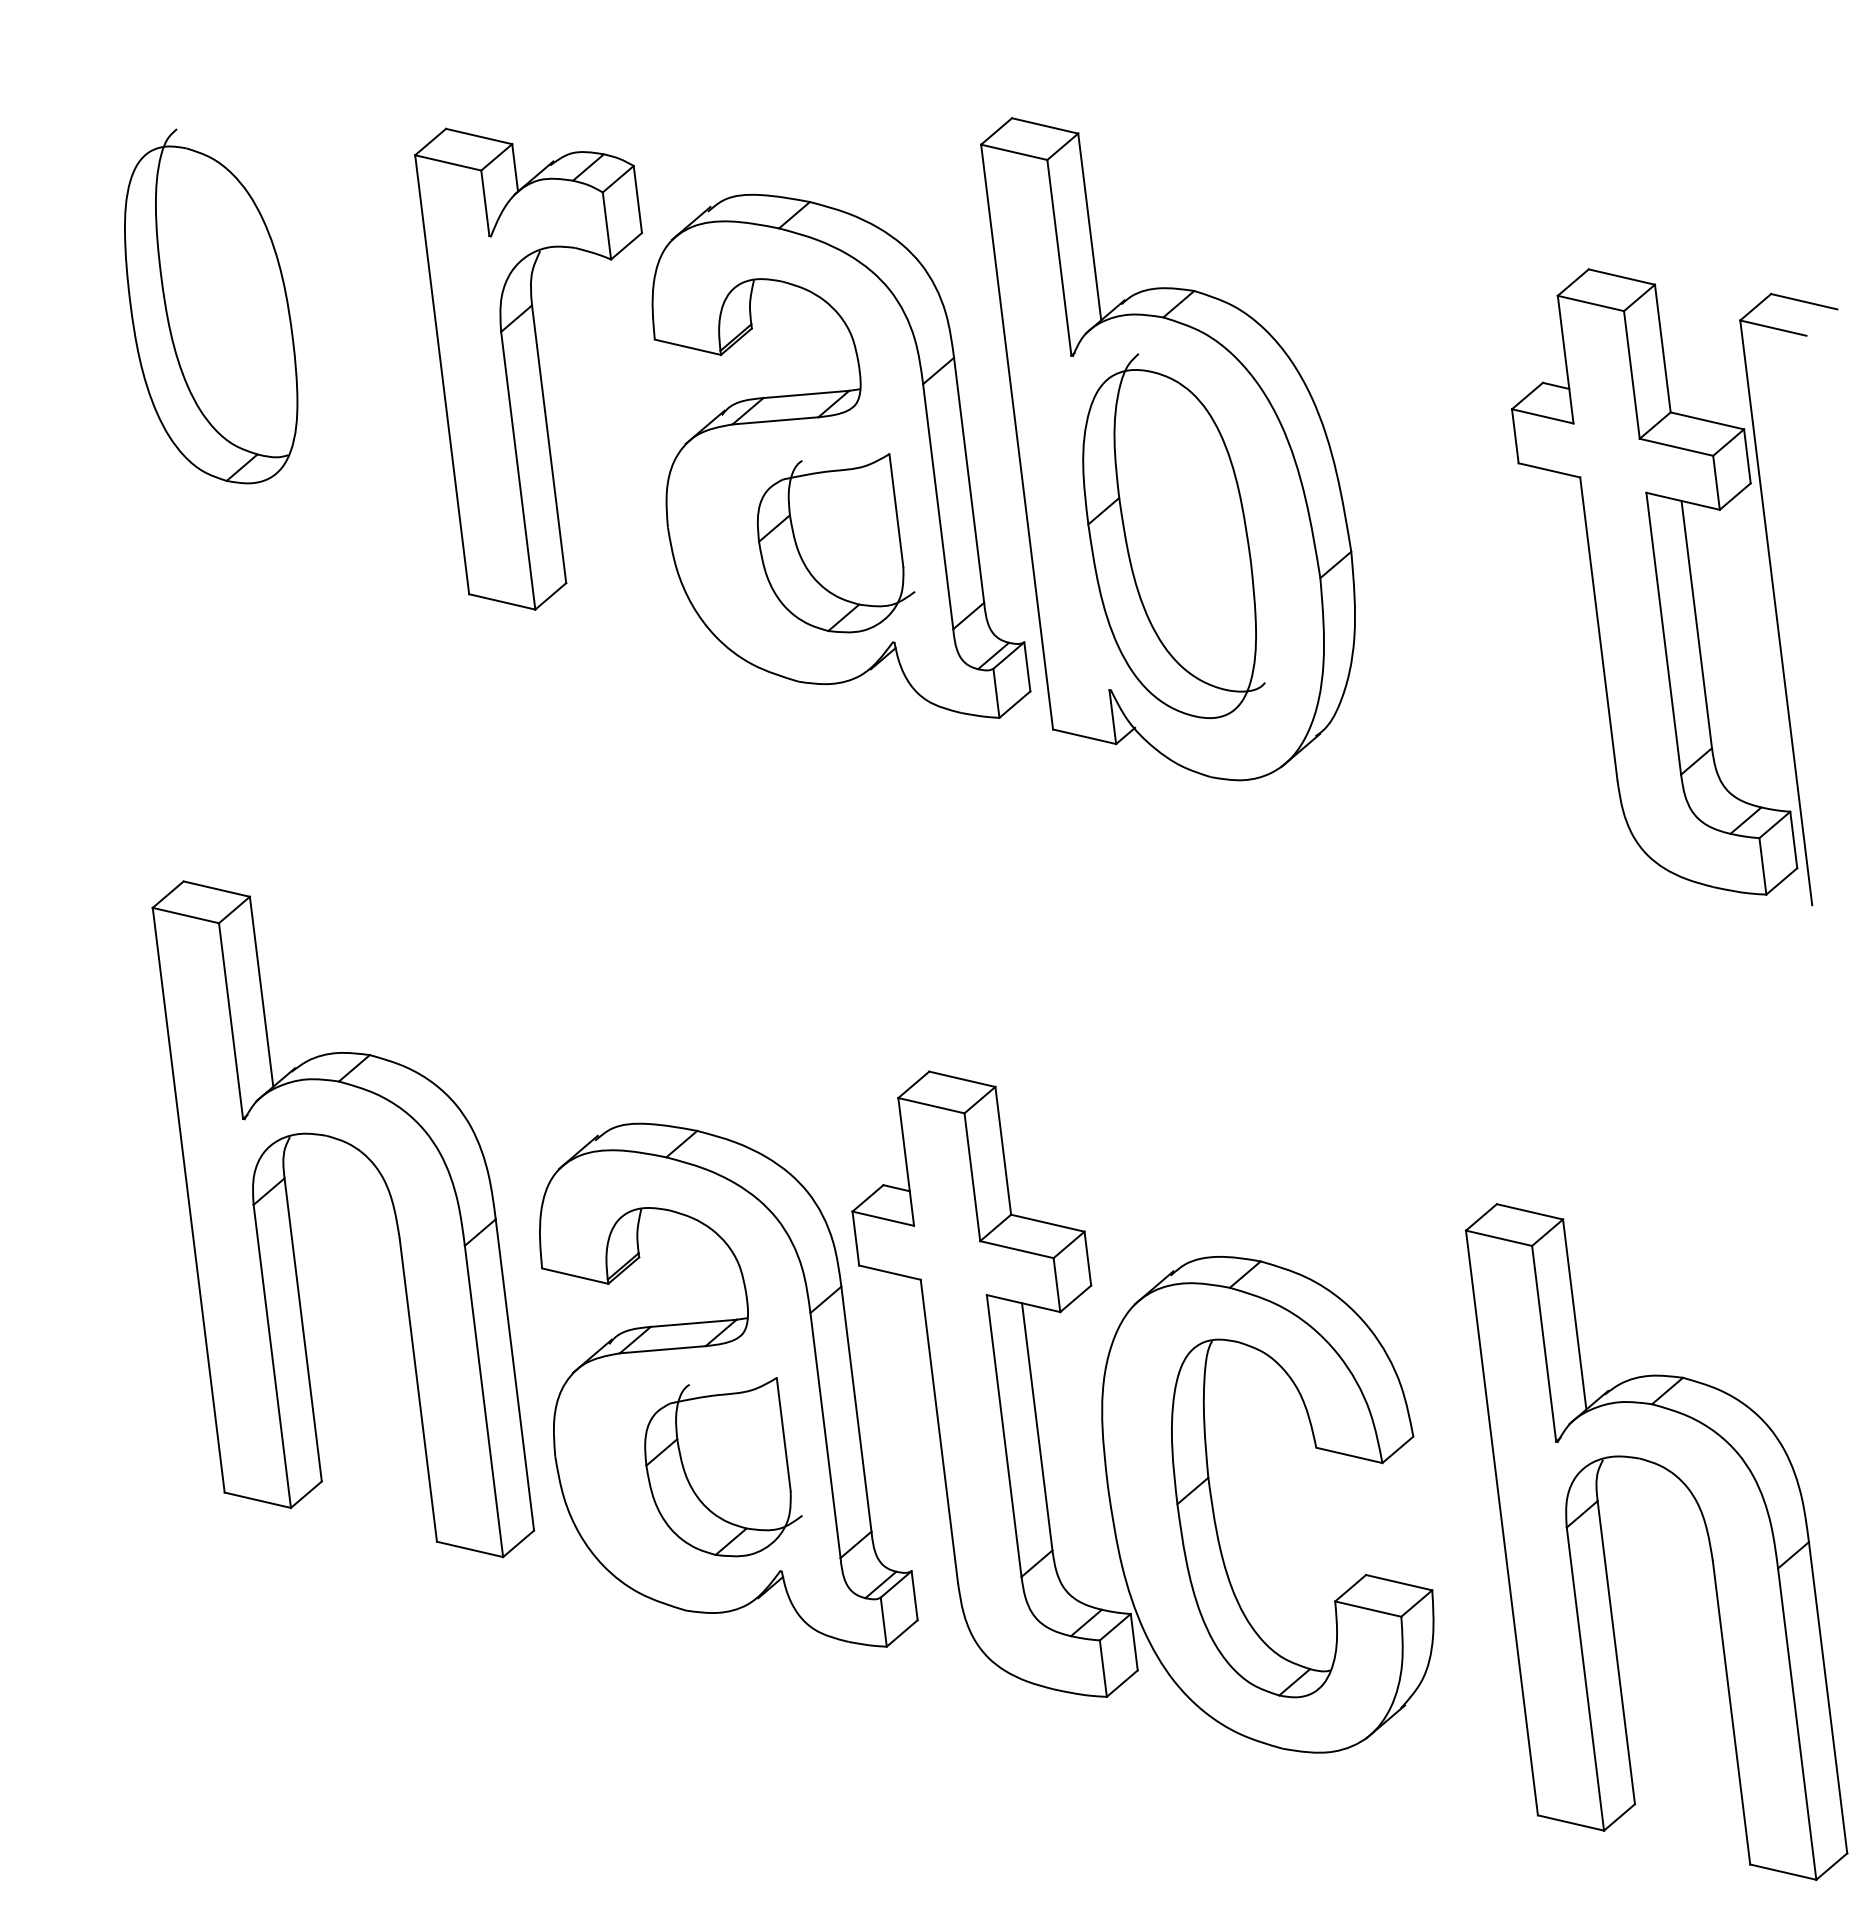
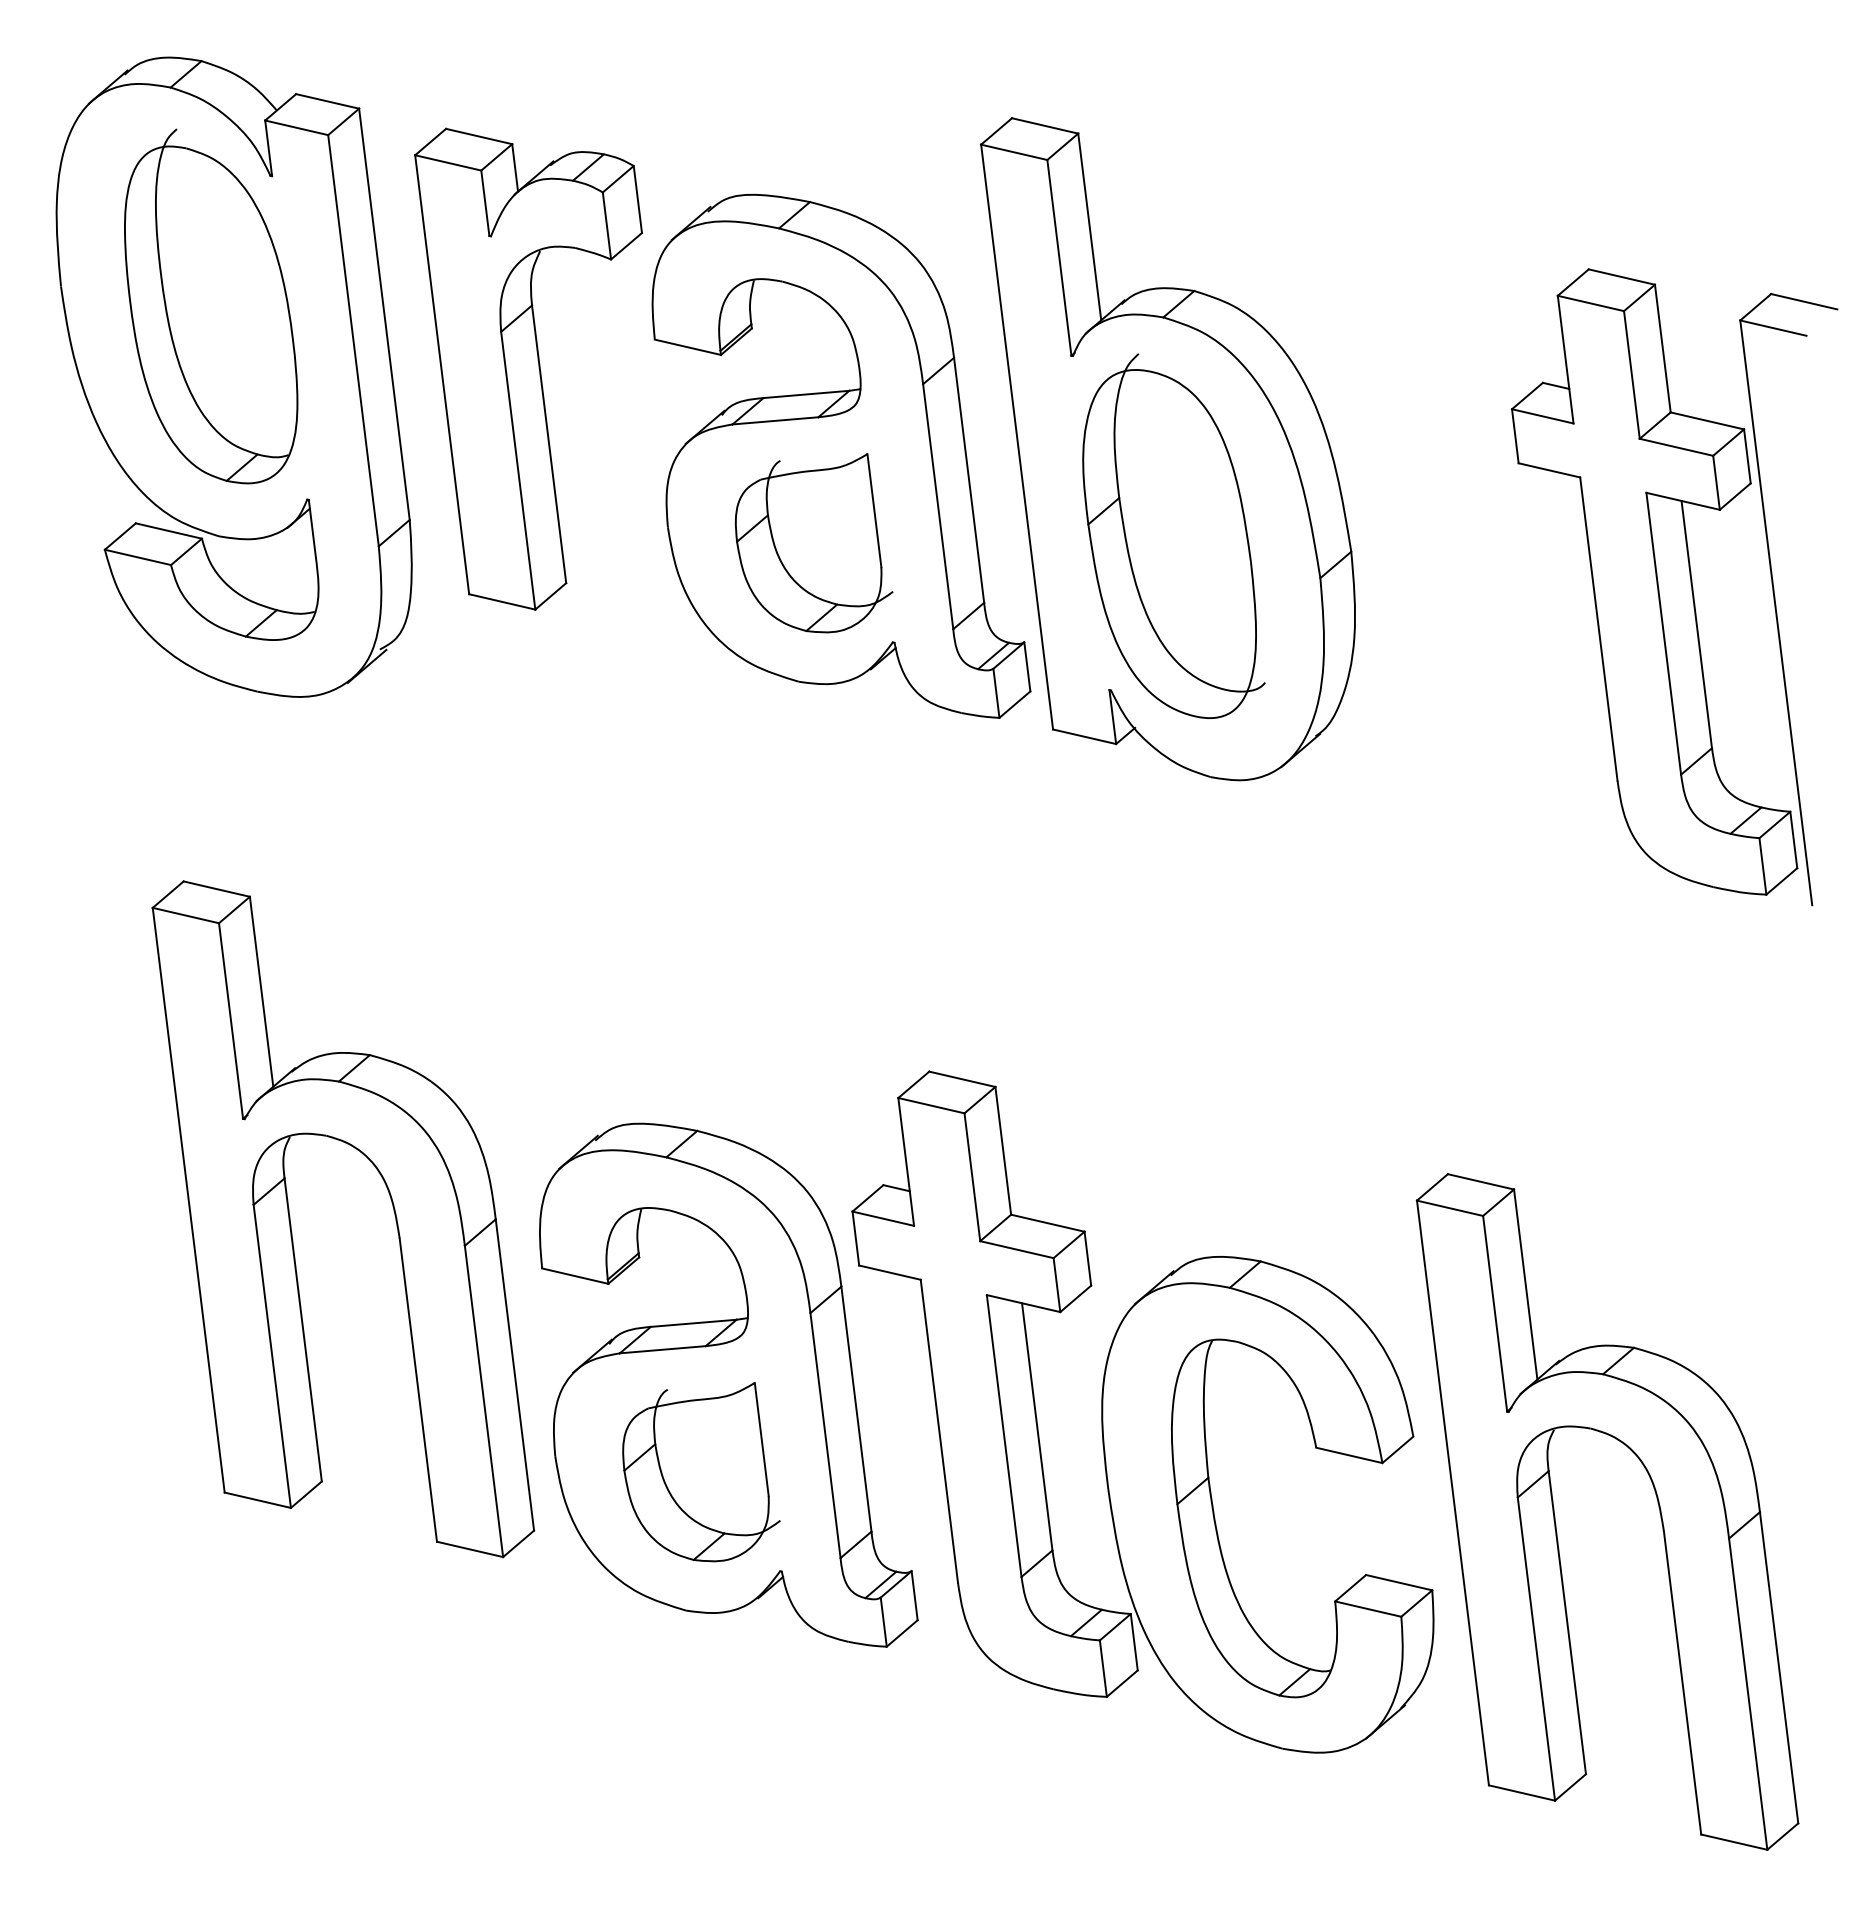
part: none -> present (233, 376)
part position: (836, 543) -> (814, 543) (814, 543)
part position: (723, 1467) -> (701, 1472) (701, 1472)
part position: (1706, 1533) -> (1657, 1503) (1657, 1503)
